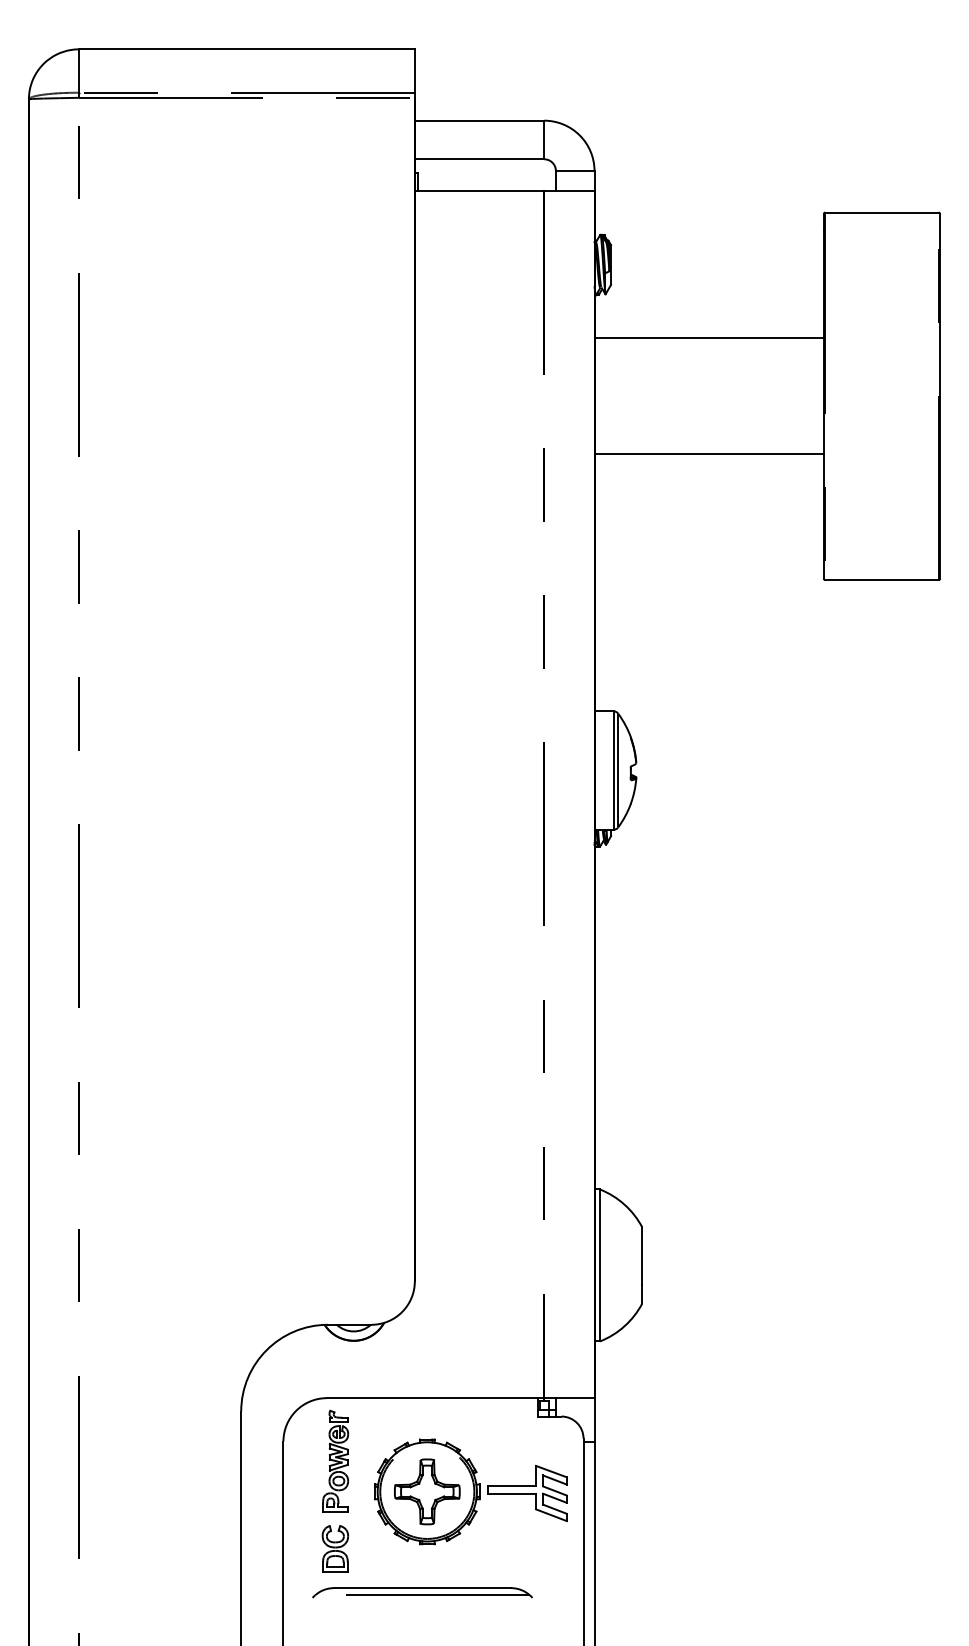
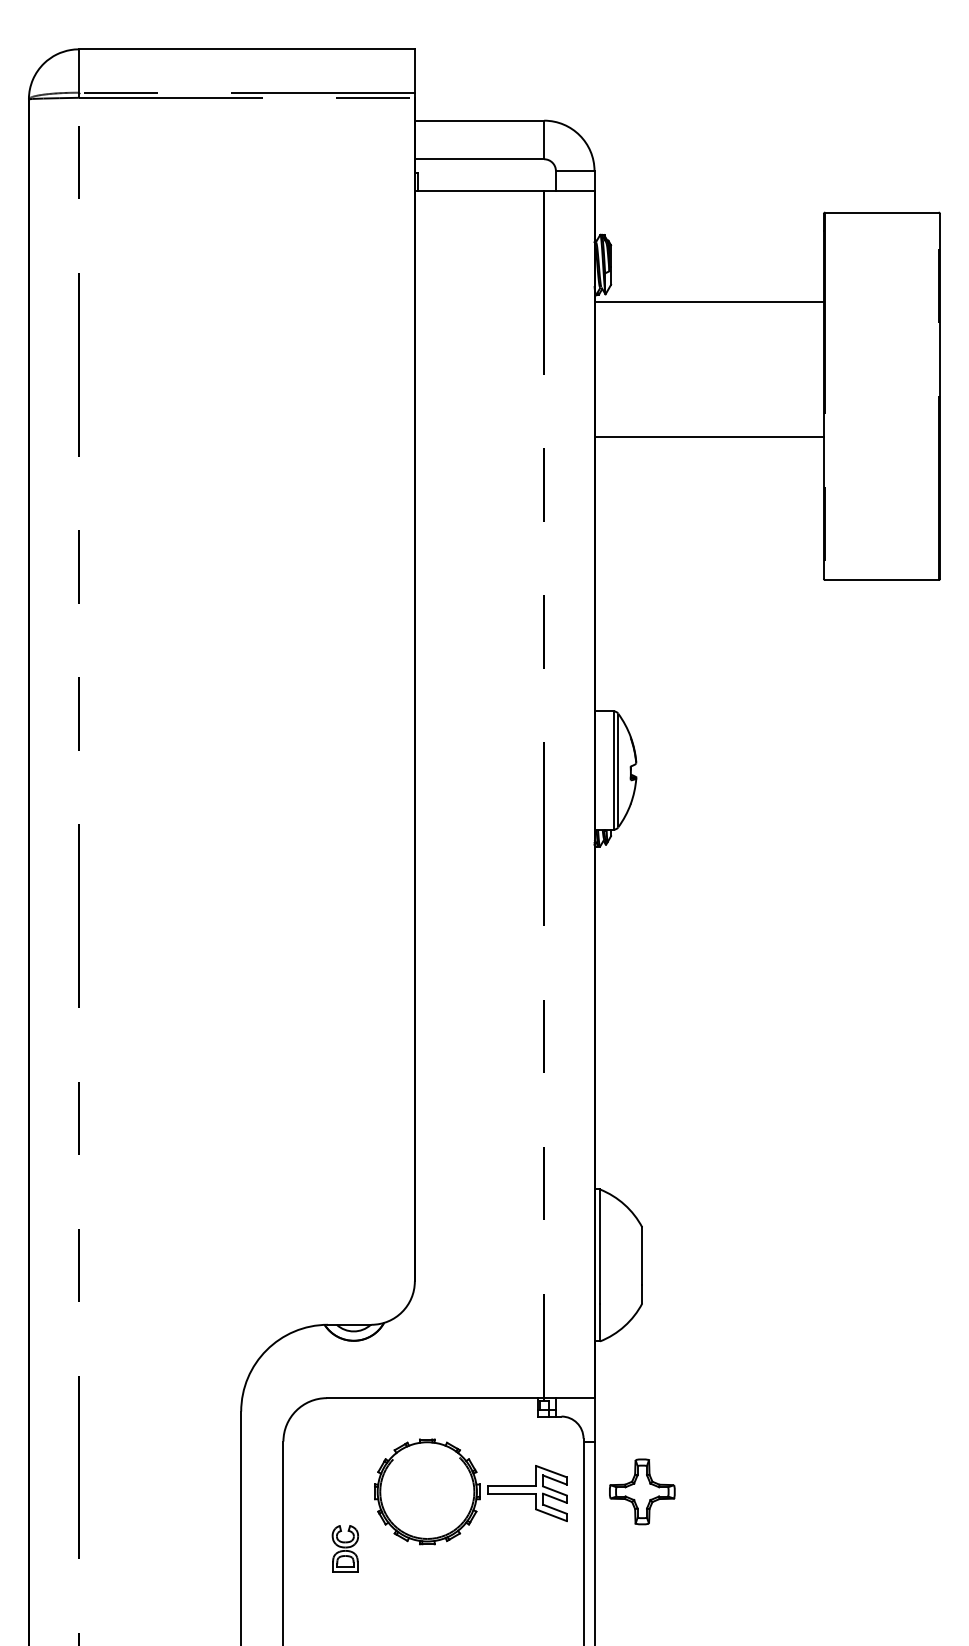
line position: (708, 338) -> (708, 302) (708, 302)
line position: (708, 454) -> (708, 437) (708, 437)
part: present -> none (335, 1460)
part position: (427, 1491) -> (642, 1491) (642, 1491)
part position: (334, 1548) -> (344, 1548) (344, 1548)
part: present -> none (422, 1592)
